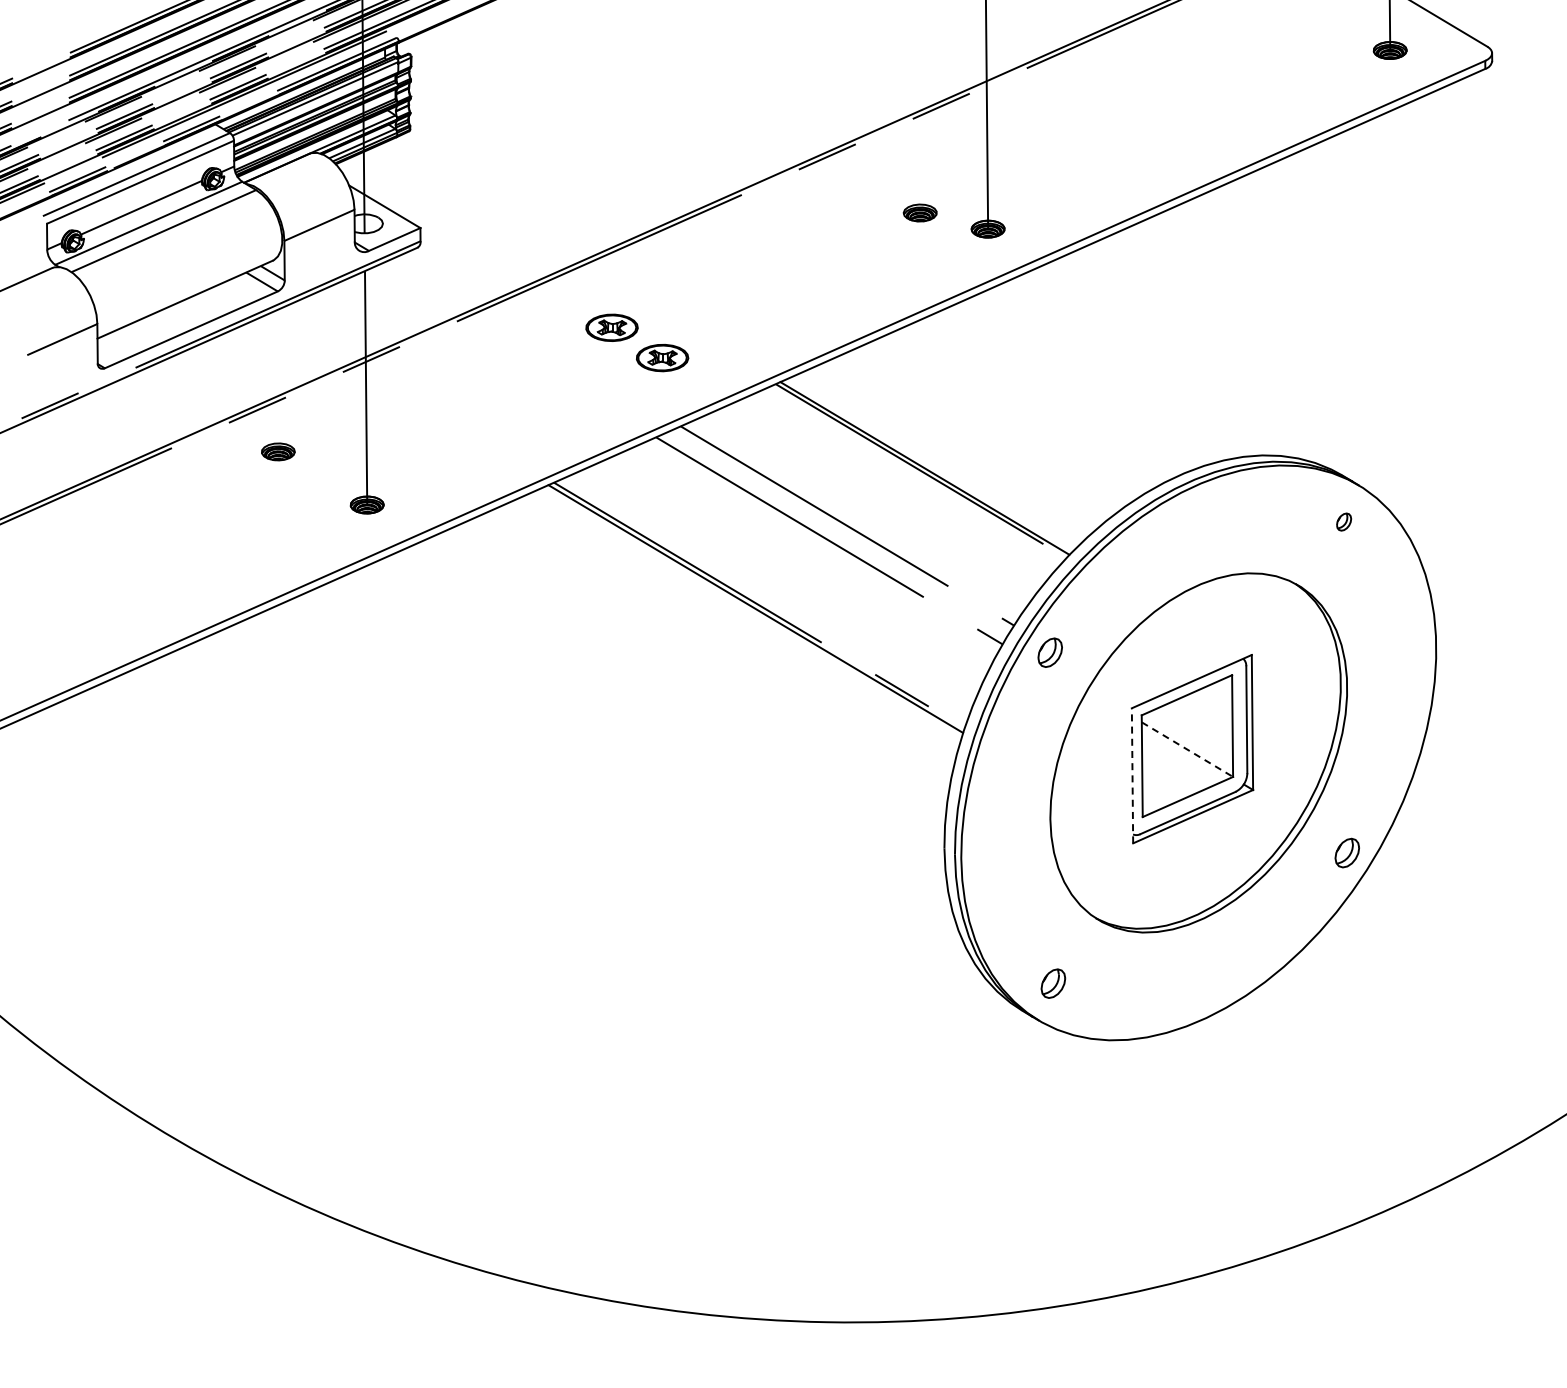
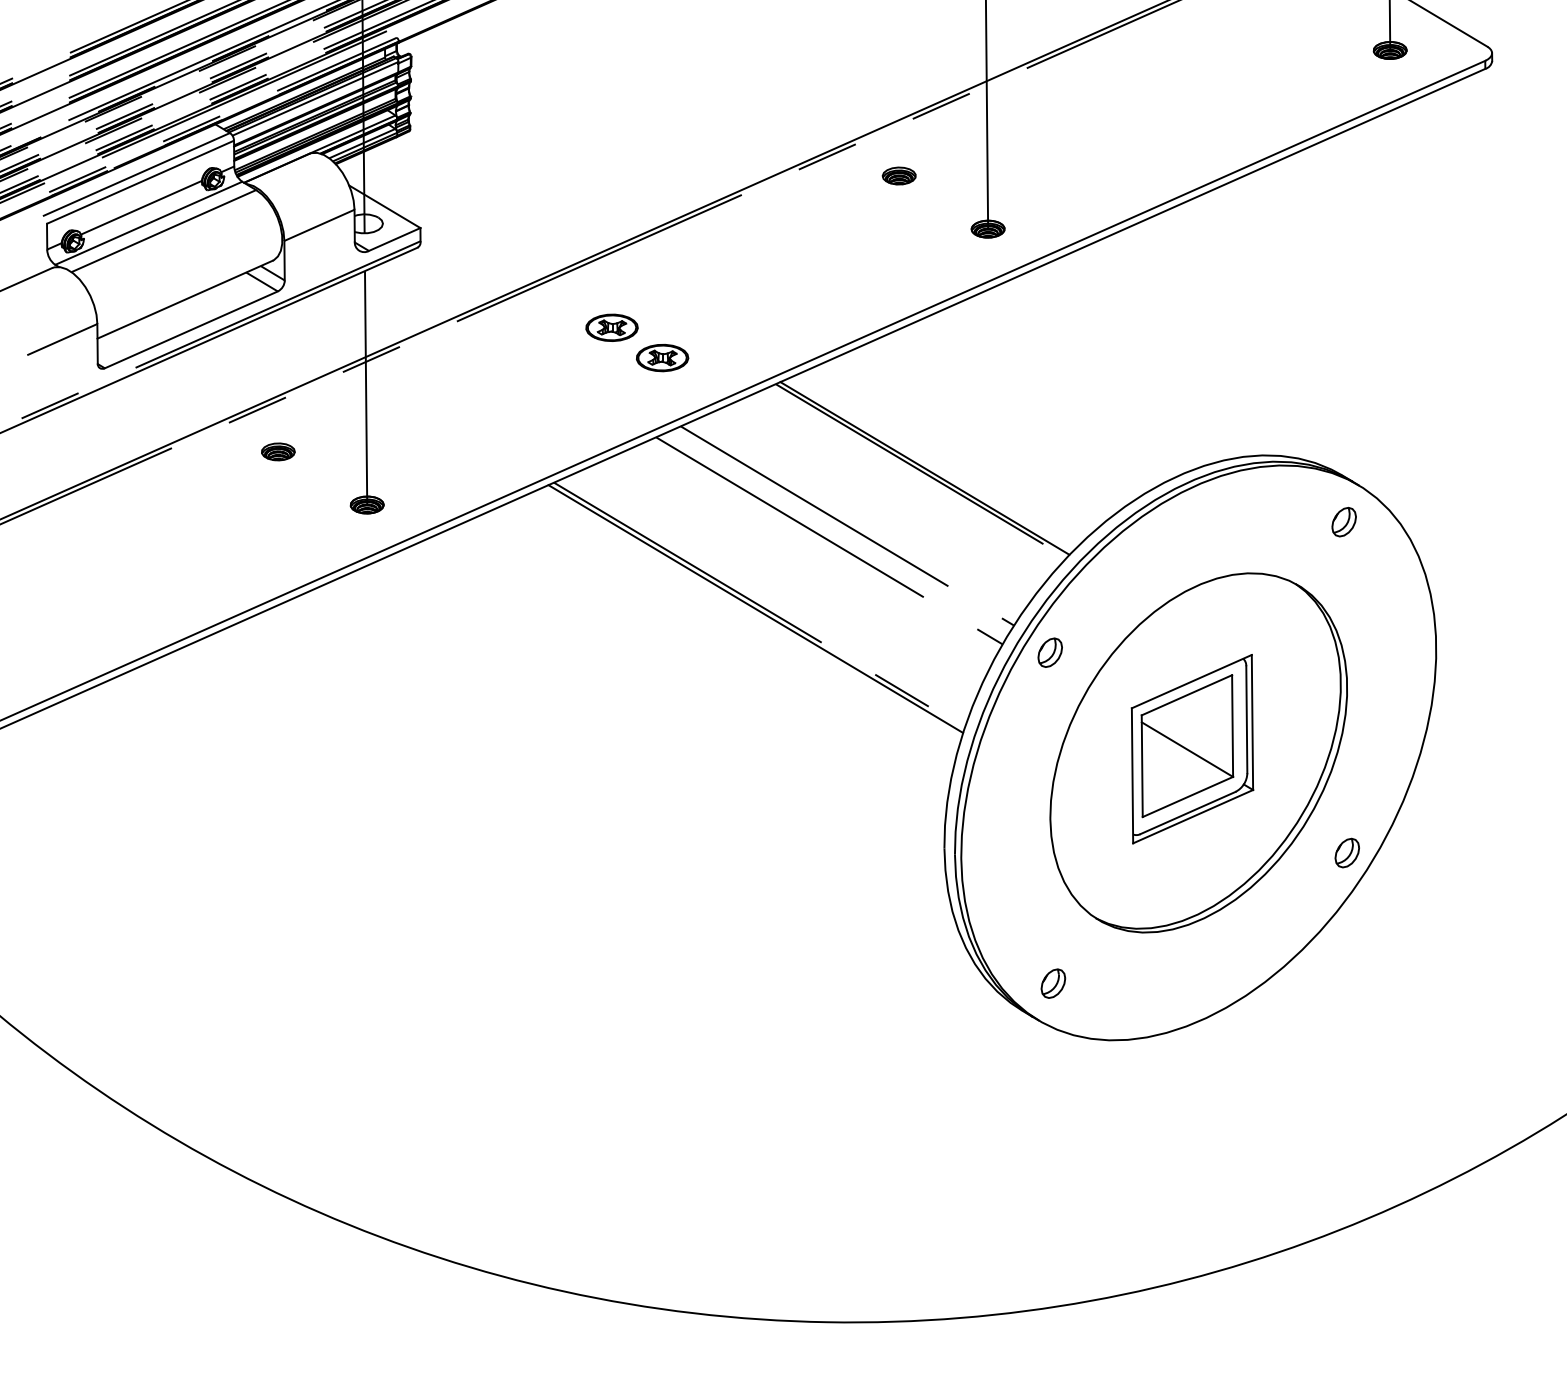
part position: (919, 212) -> (898, 175) (898, 175)
part size: 17x20 px -> 26x32 px (1343, 521)
line: dashed -> solid (1187, 749)
line: dashed -> solid (1132, 775)
